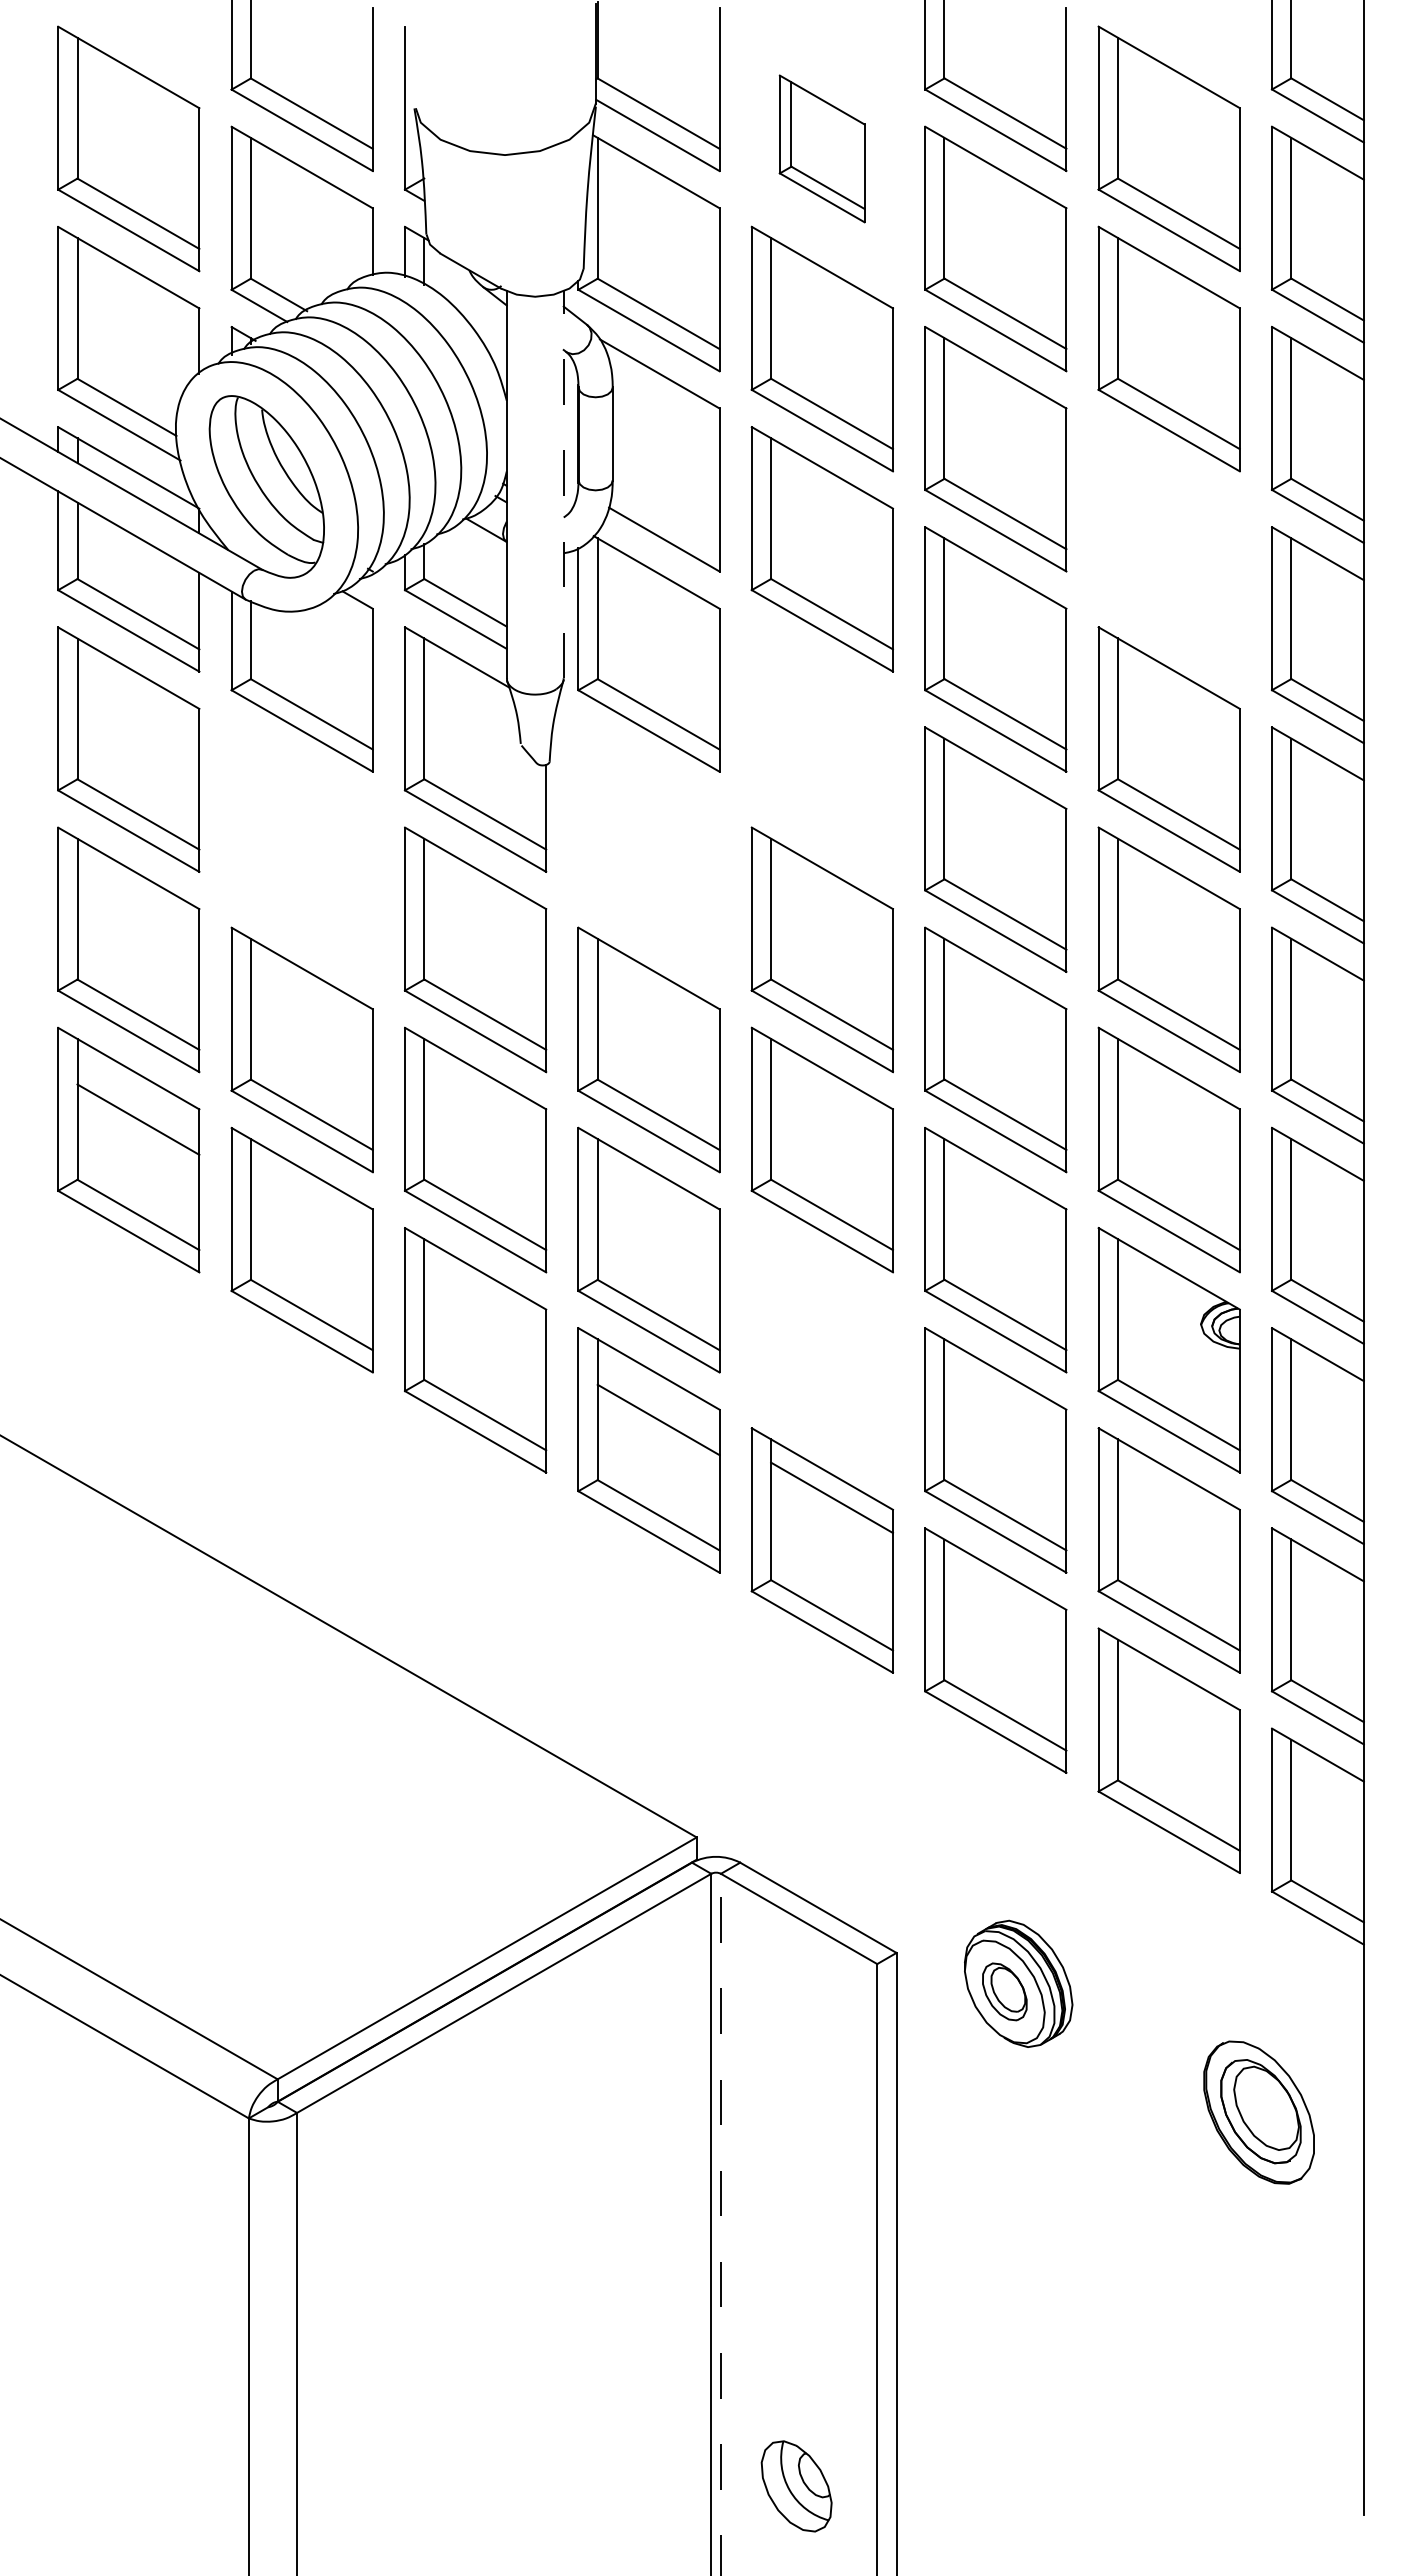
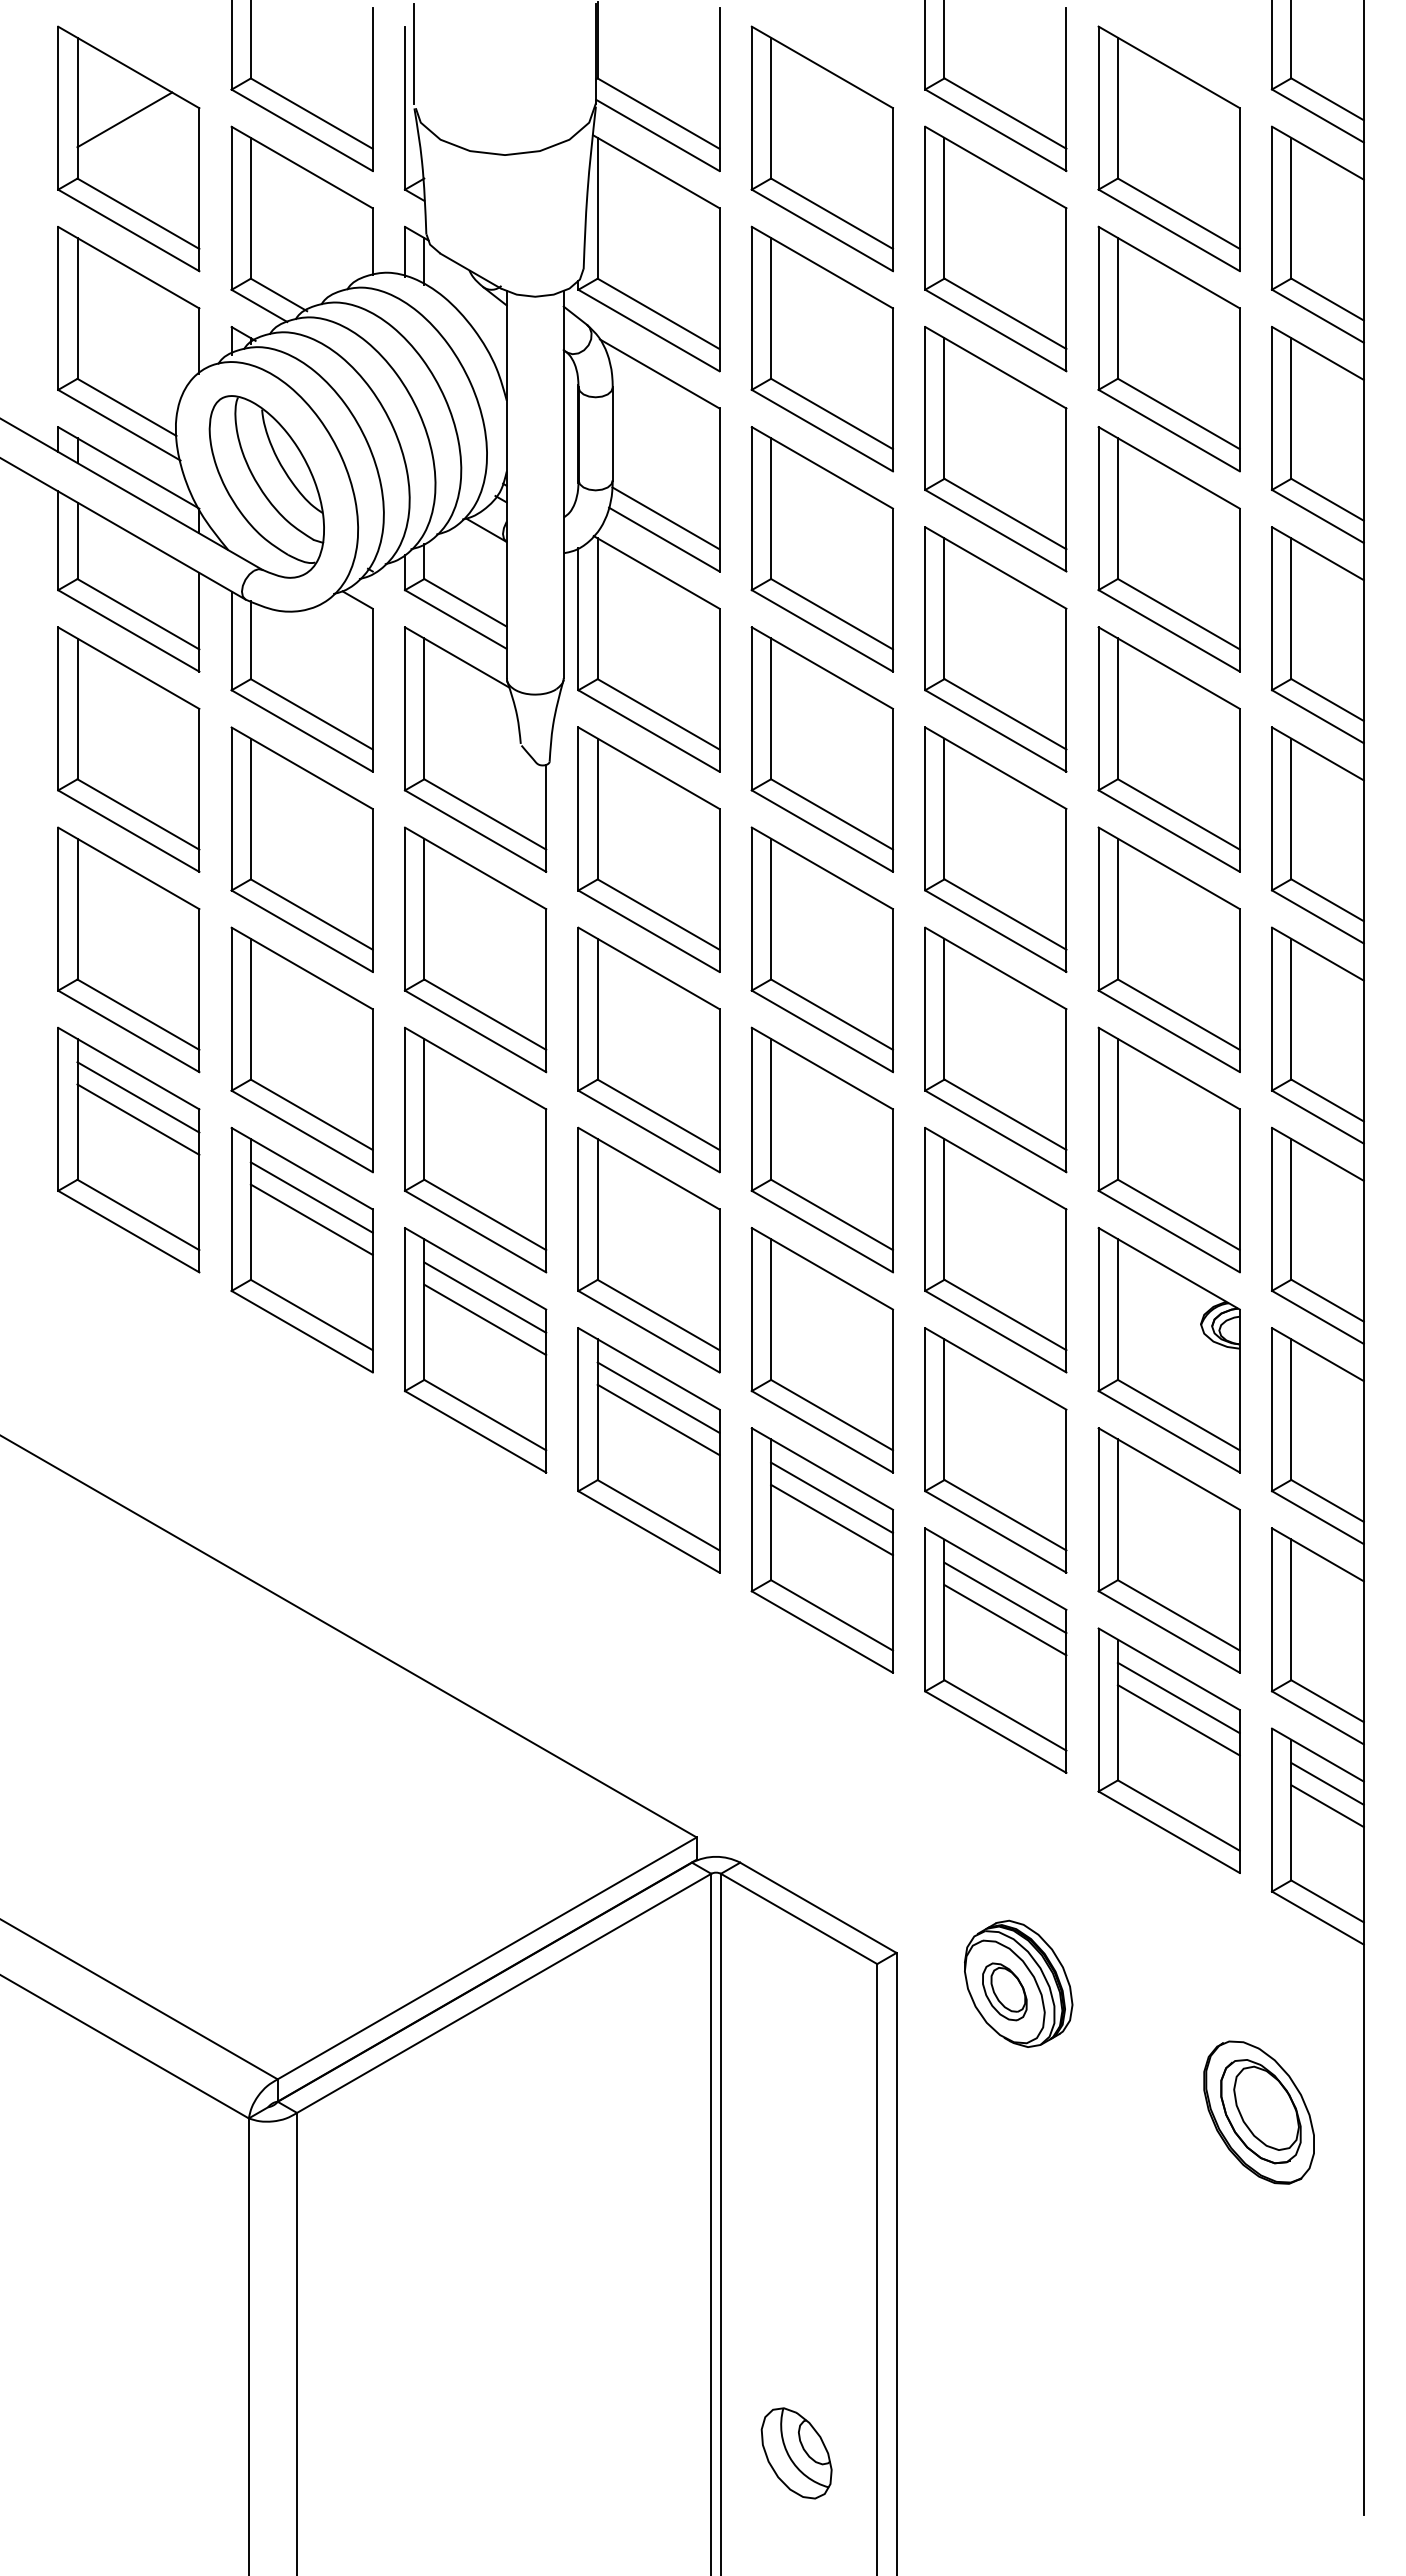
line: none -> present (413, 54)
line: none -> present (124, 119)
part size: 88x150 px -> 144x248 px (821, 148)
line: dashed -> solid (563, 484)
line: none -> present (665, 518)
part: none -> present (1168, 549)
part: none -> present (821, 749)
part: none -> present (301, 849)
part: none -> present (648, 849)
line: none -> present (138, 1097)
line: none -> present (311, 1197)
line: none -> present (311, 1219)
line: none -> present (485, 1297)
line: none -> present (485, 1319)
part: none -> present (821, 1350)
line: none -> present (658, 1397)
line: none -> present (831, 1519)
line: none -> present (1005, 1597)
line: none -> present (1005, 1620)
line: none -> present (1178, 1697)
line: none -> present (1178, 1720)
line: none -> present (1327, 1783)
line: none -> present (1327, 1806)
line: dashed -> solid (720, 2224)
part position: (796, 2486) -> (796, 2453) (796, 2453)
